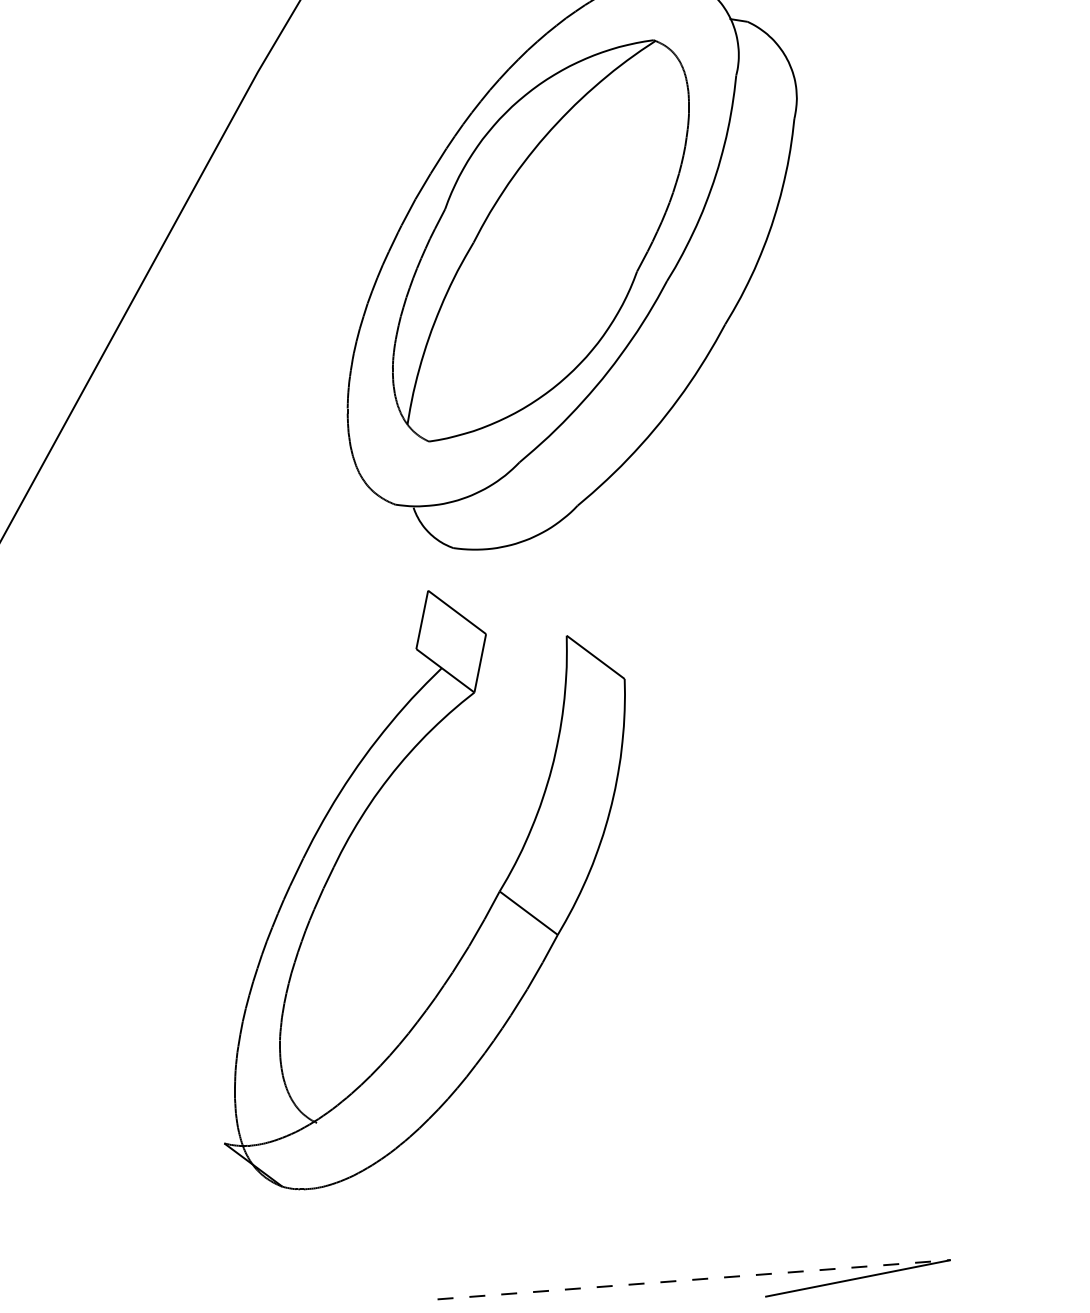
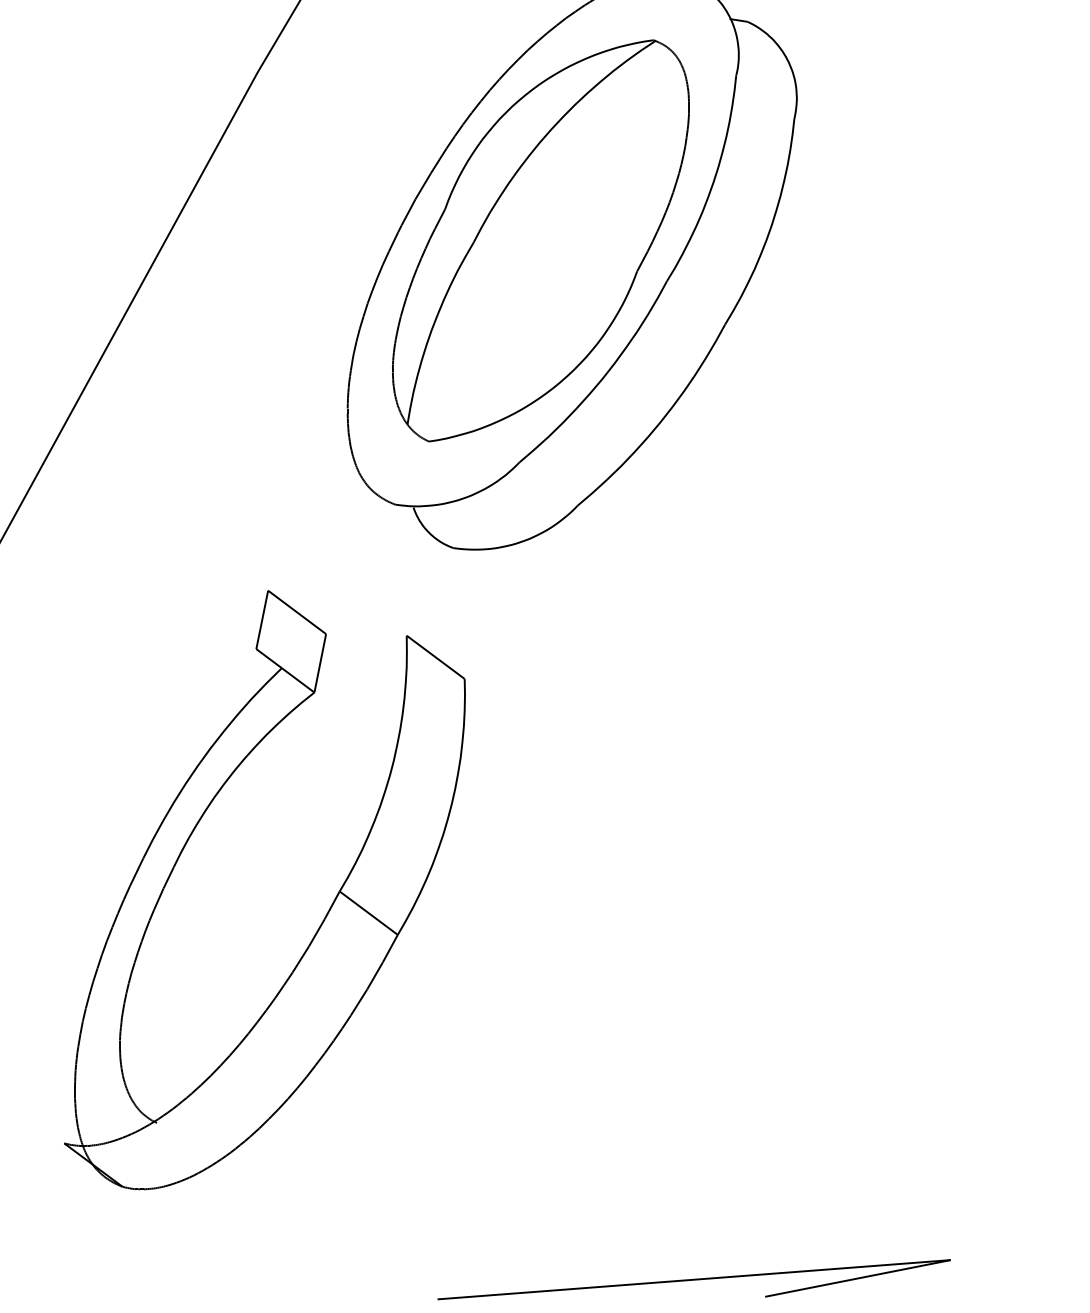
part position: (482, 920) -> (322, 920) (322, 920)
line: dashed -> solid (694, 1279)
